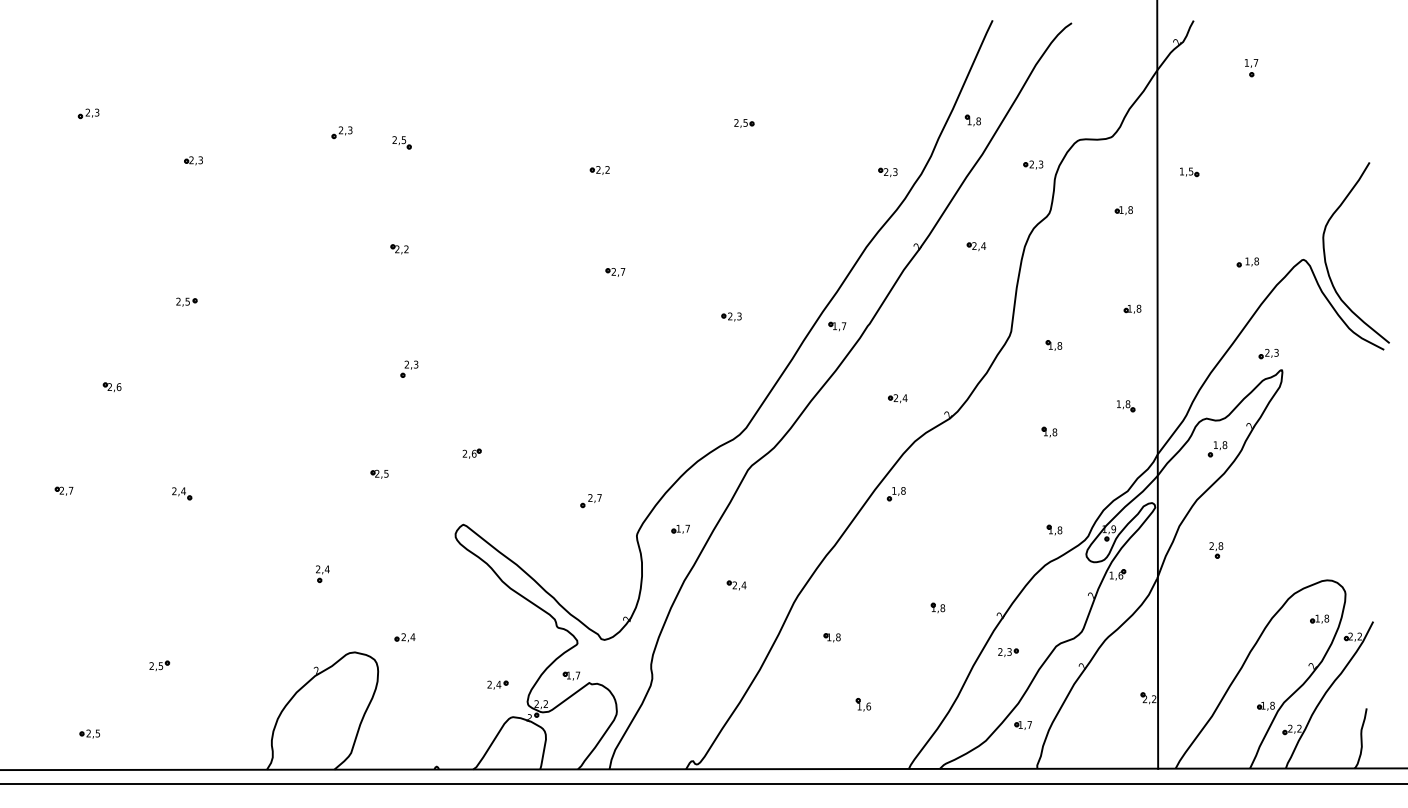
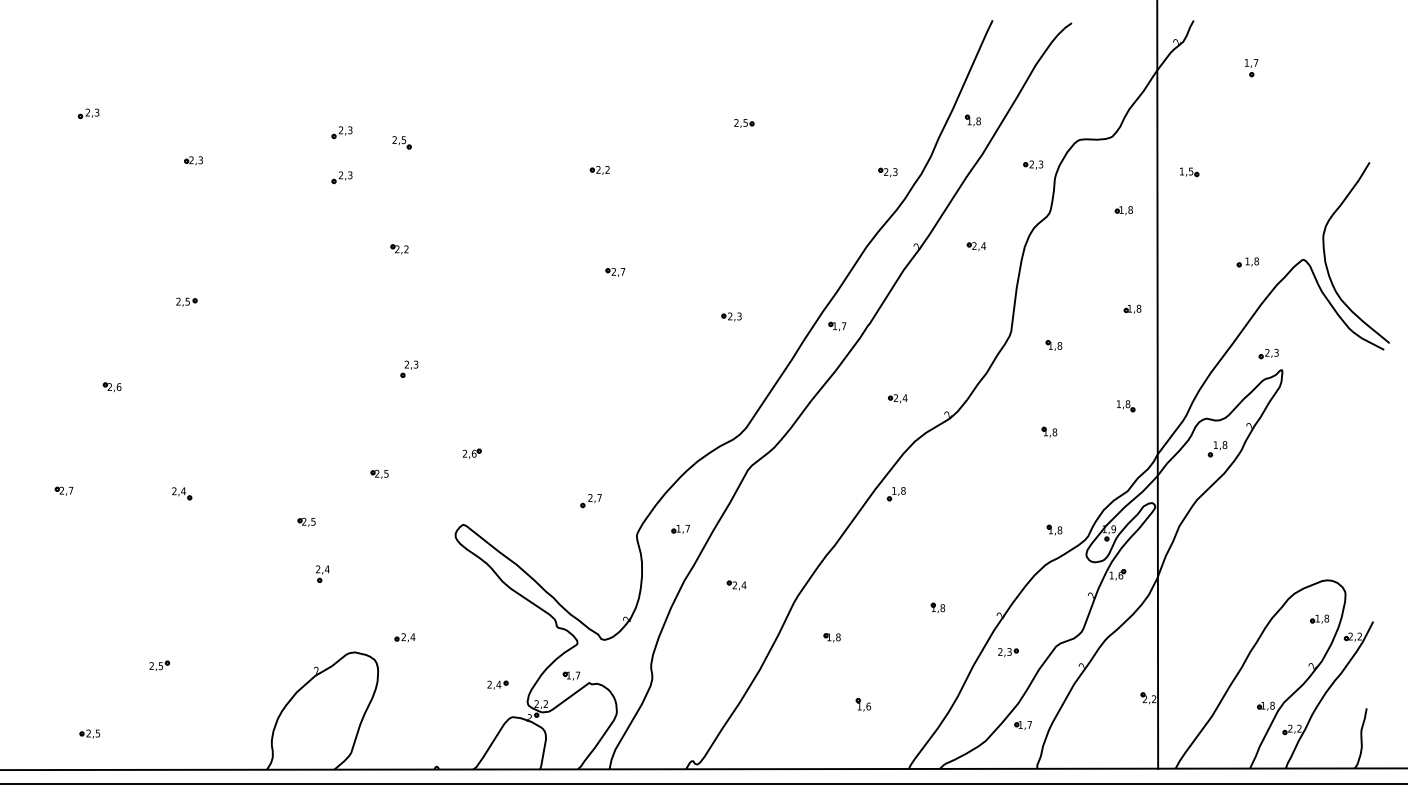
part: none -> present (341, 177)
part: none -> present (306, 521)
part: present -> none (1216, 550)
